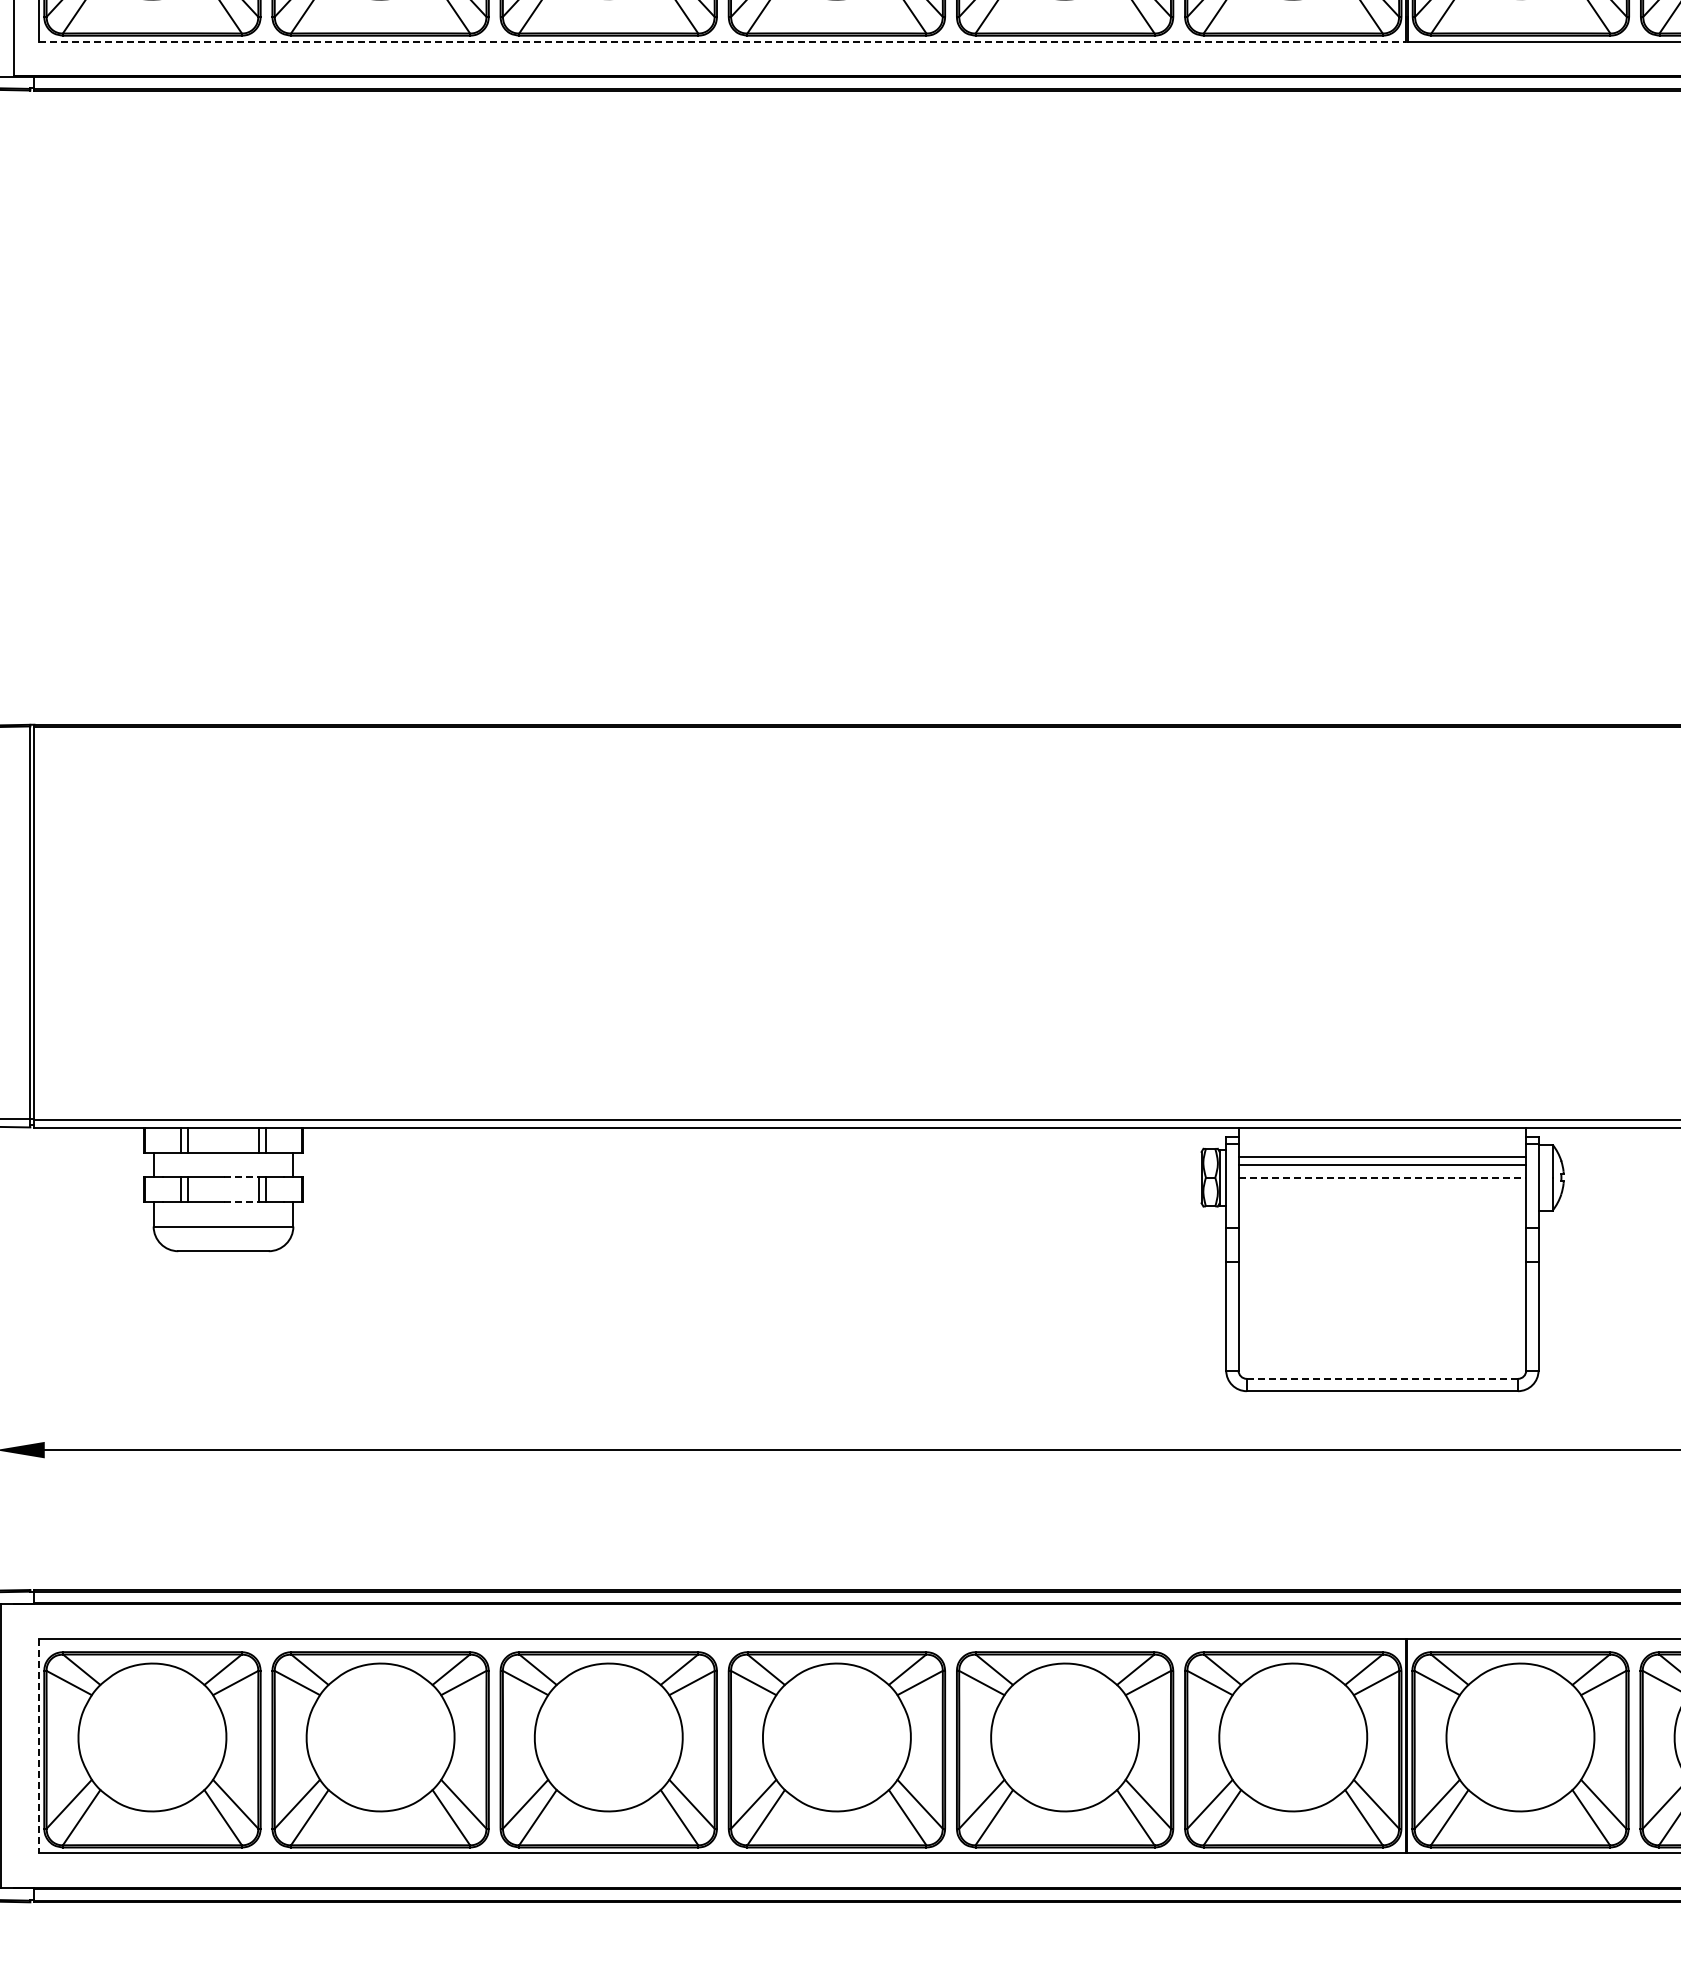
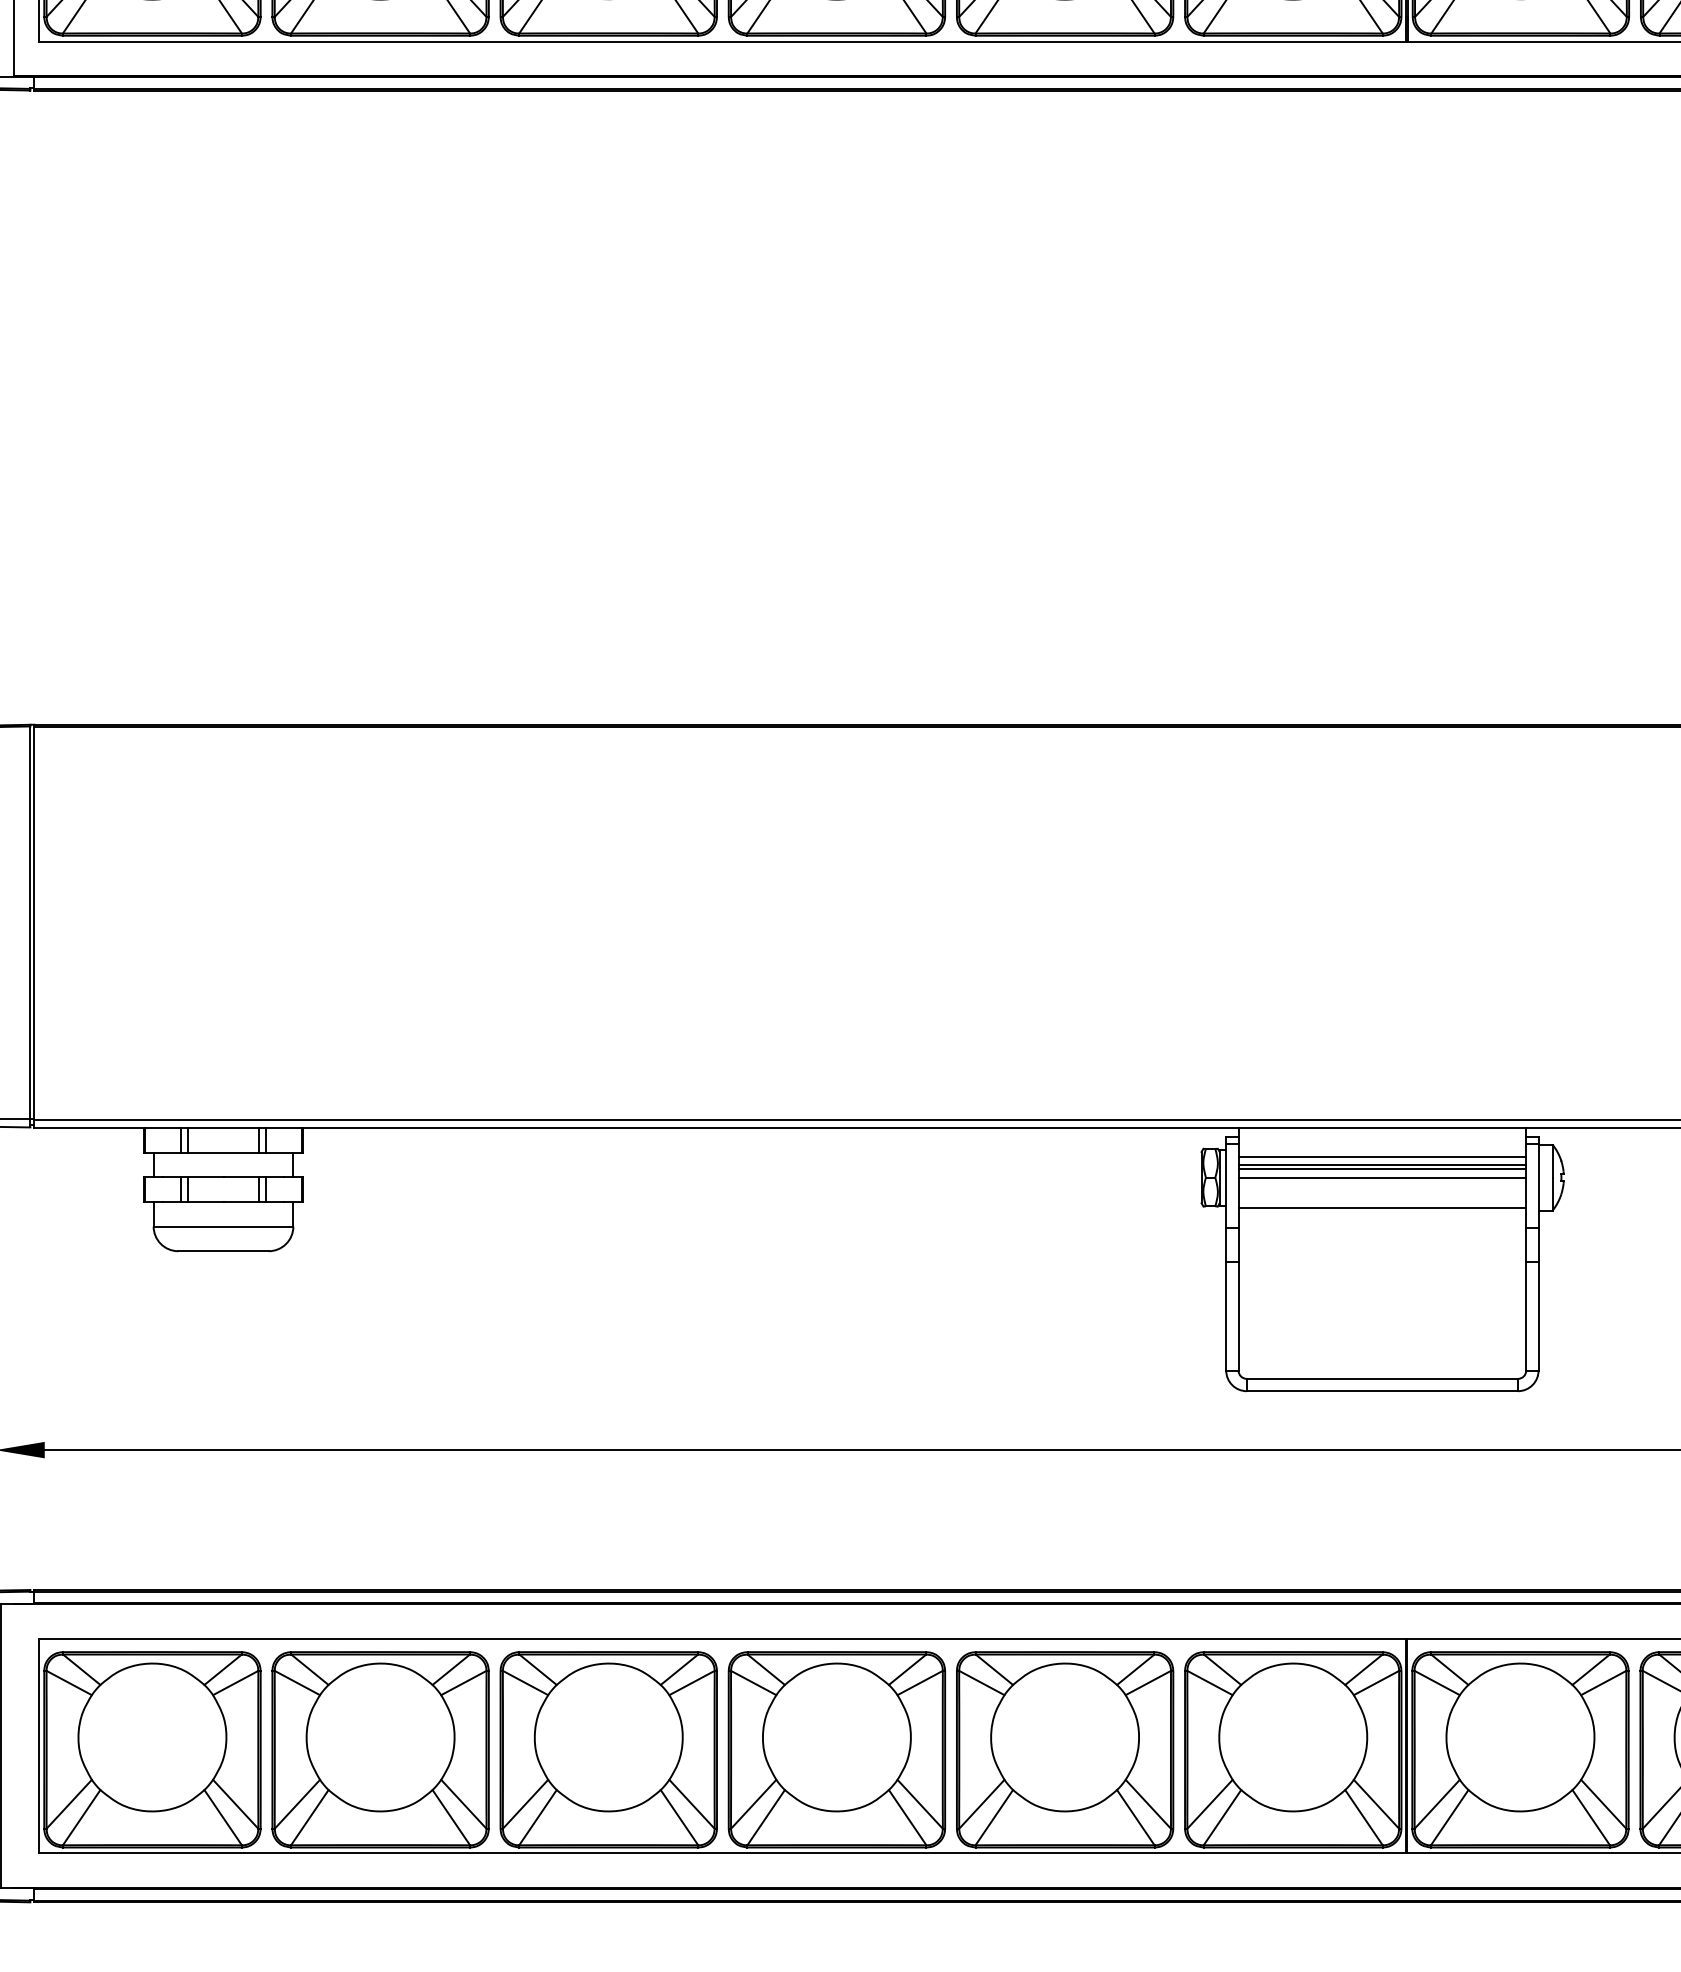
line: dashed -> solid (722, 41)
line: none -> present (1382, 1169)
line: dashed -> solid (241, 1177)
line: dashed -> solid (1382, 1177)
line: dashed -> solid (241, 1201)
line: none -> present (1382, 1208)
line: dashed -> solid (1382, 1378)
line: dashed -> solid (39, 1746)
